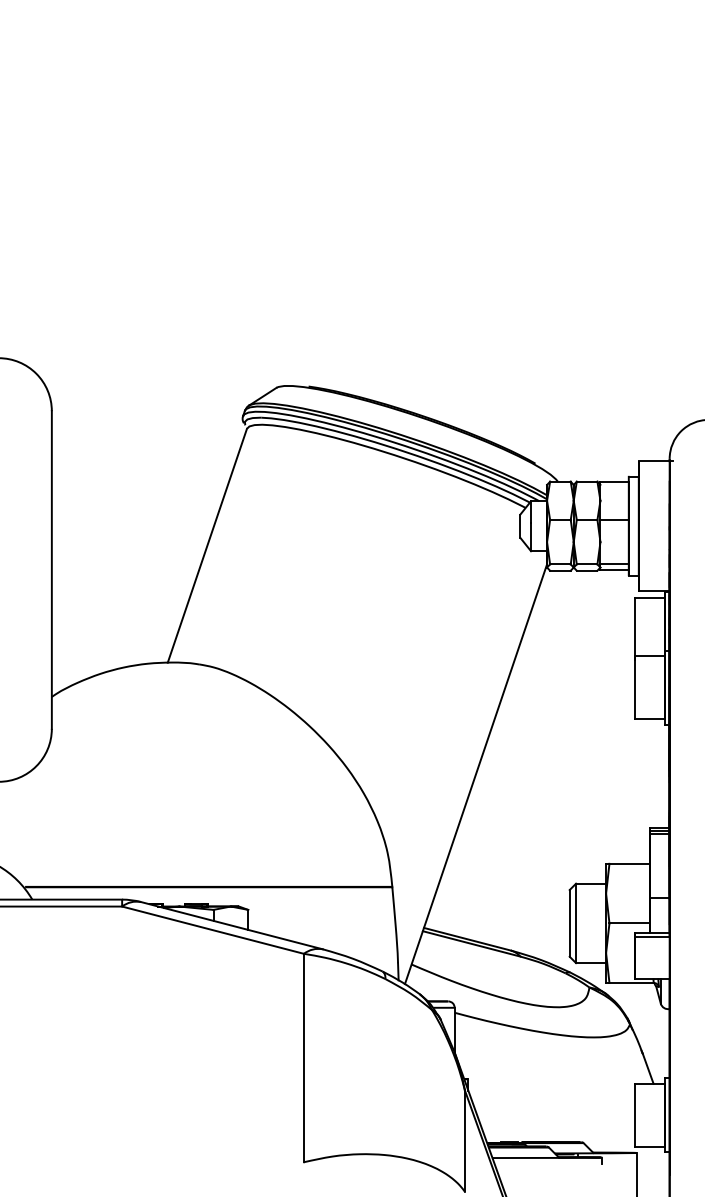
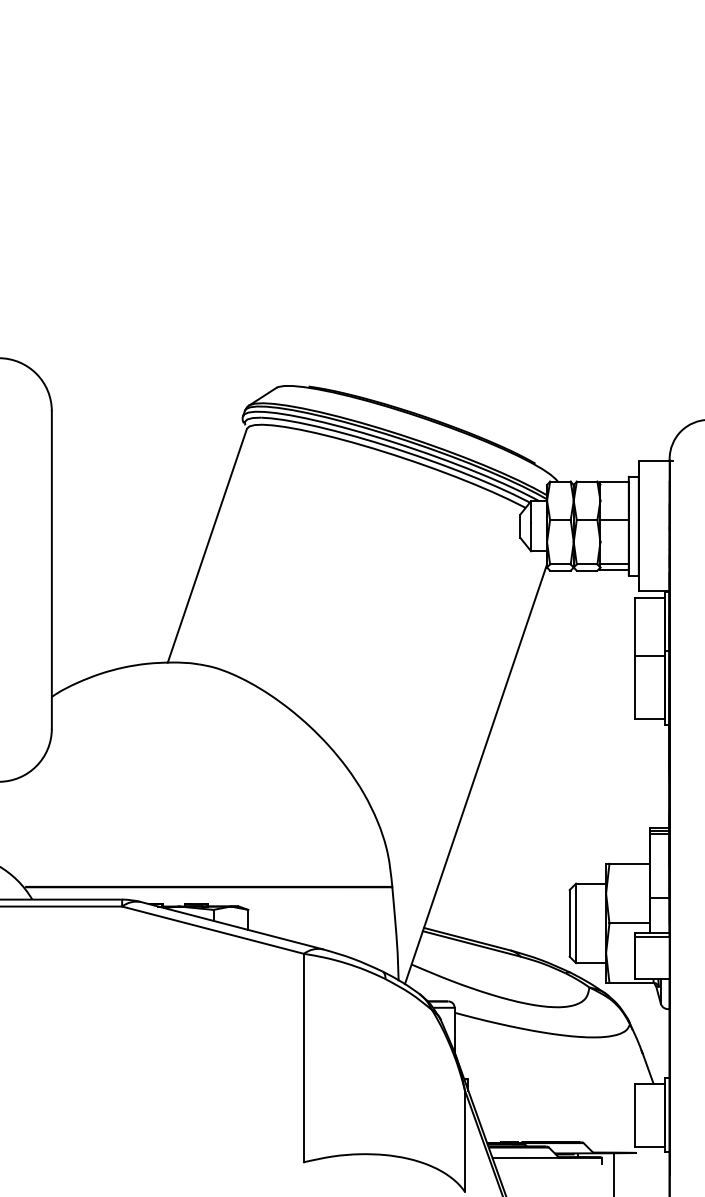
line position: (636, 1172) -> (613, 1172) (613, 1172)
